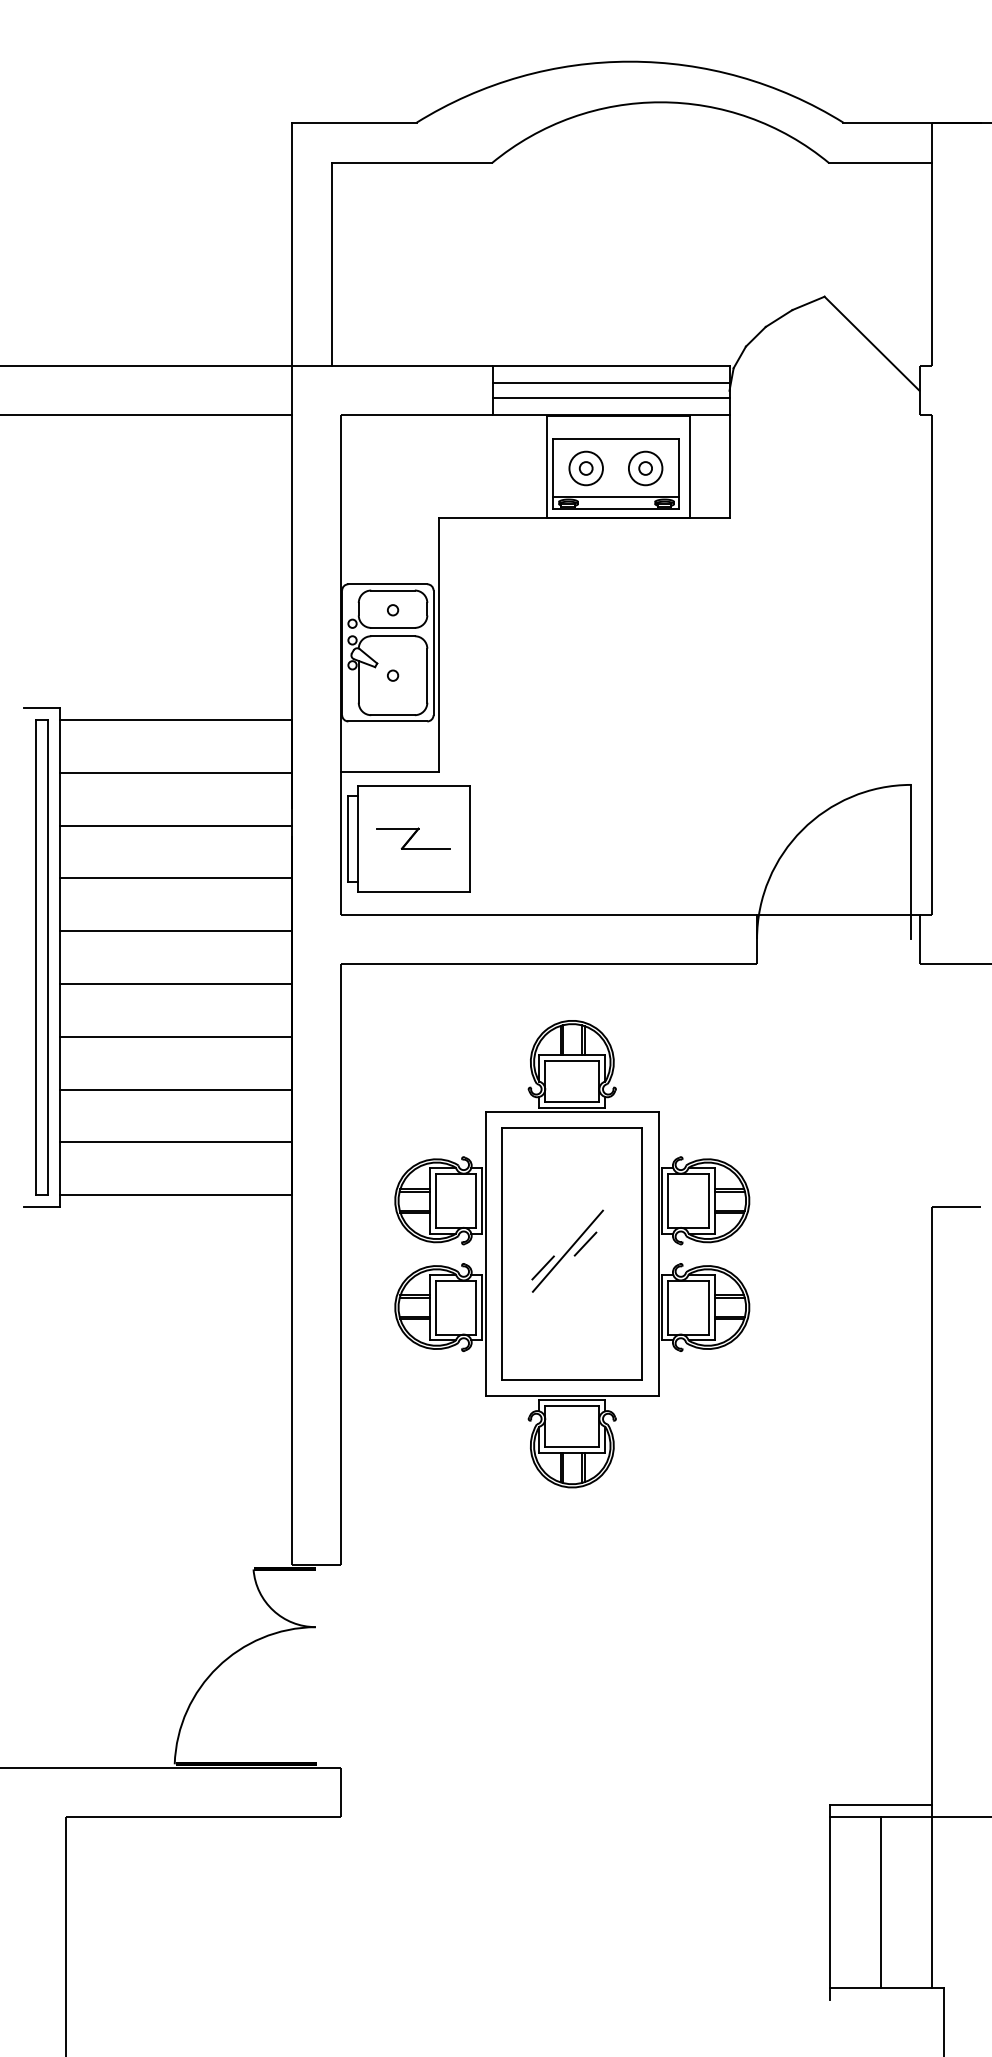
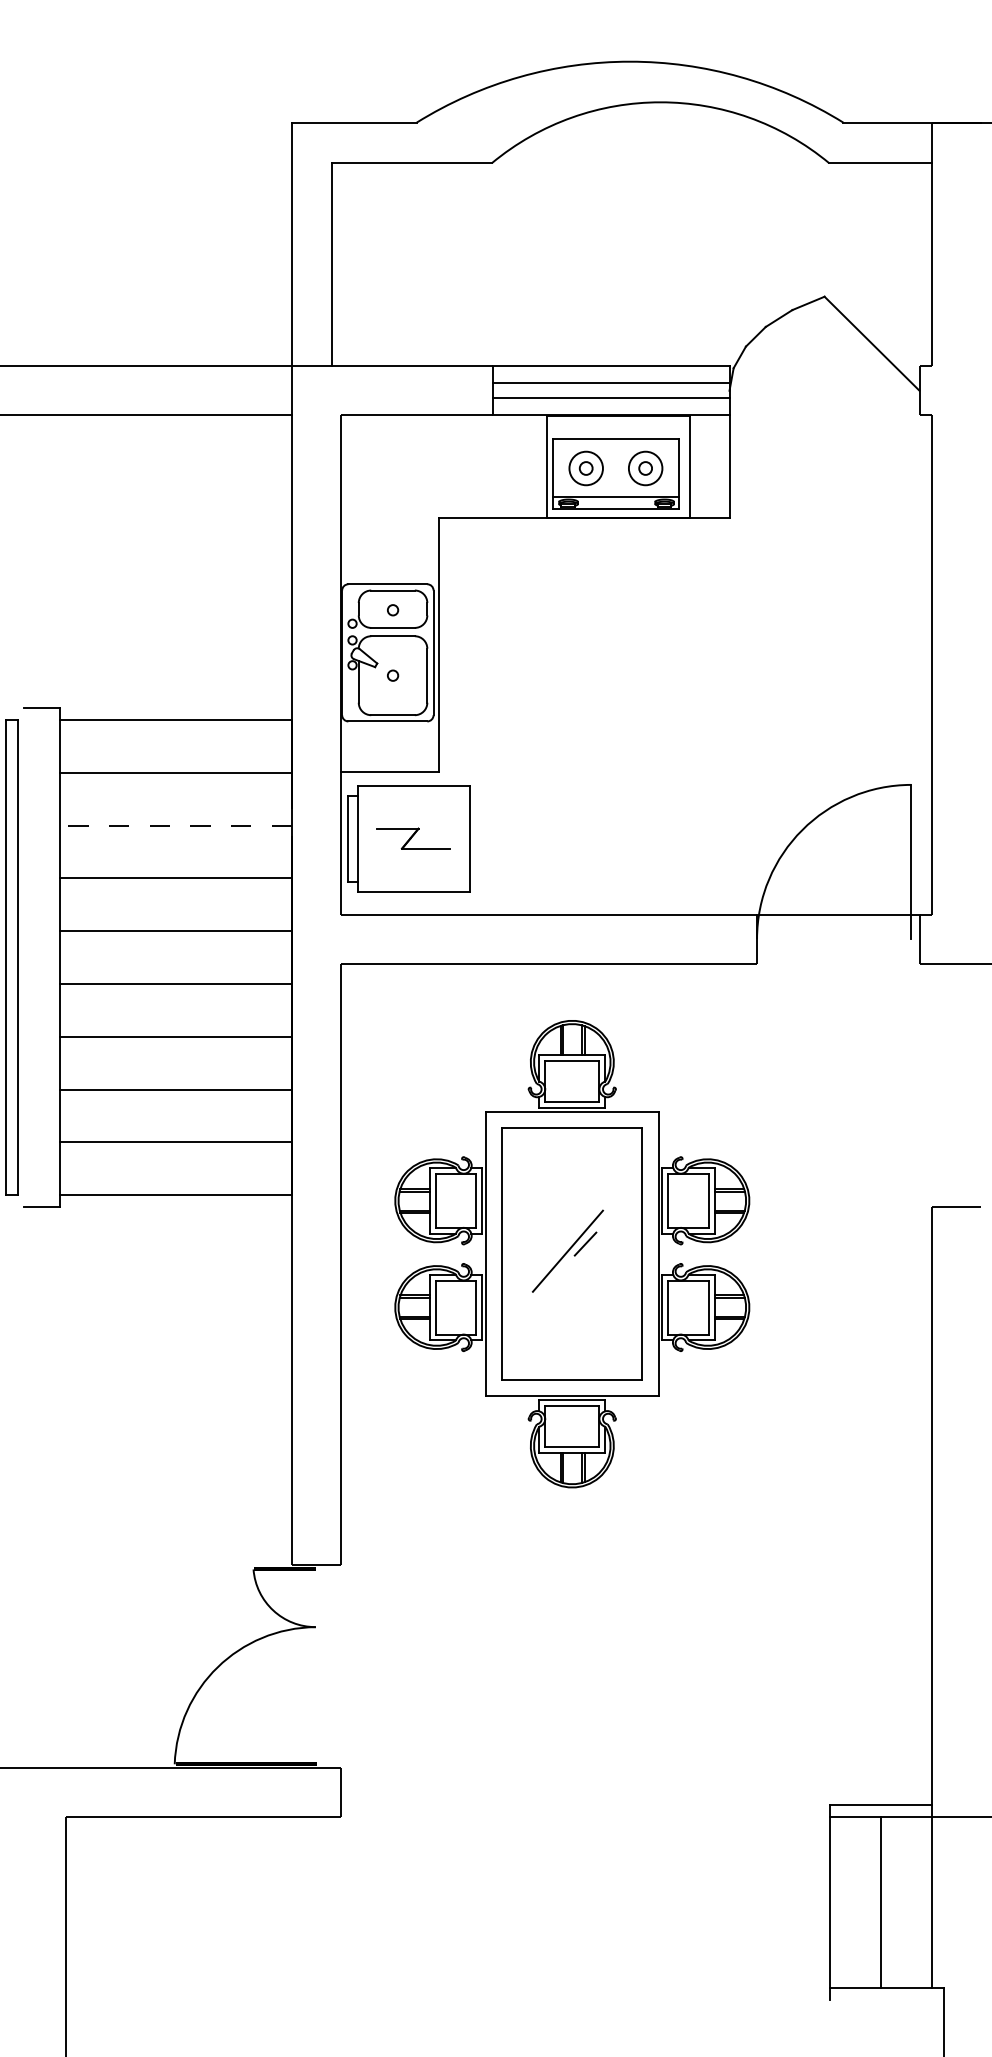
line: solid -> dashed (176, 825)
part position: (41, 957) -> (11, 957) (11, 957)
line: present -> none (542, 1267)
